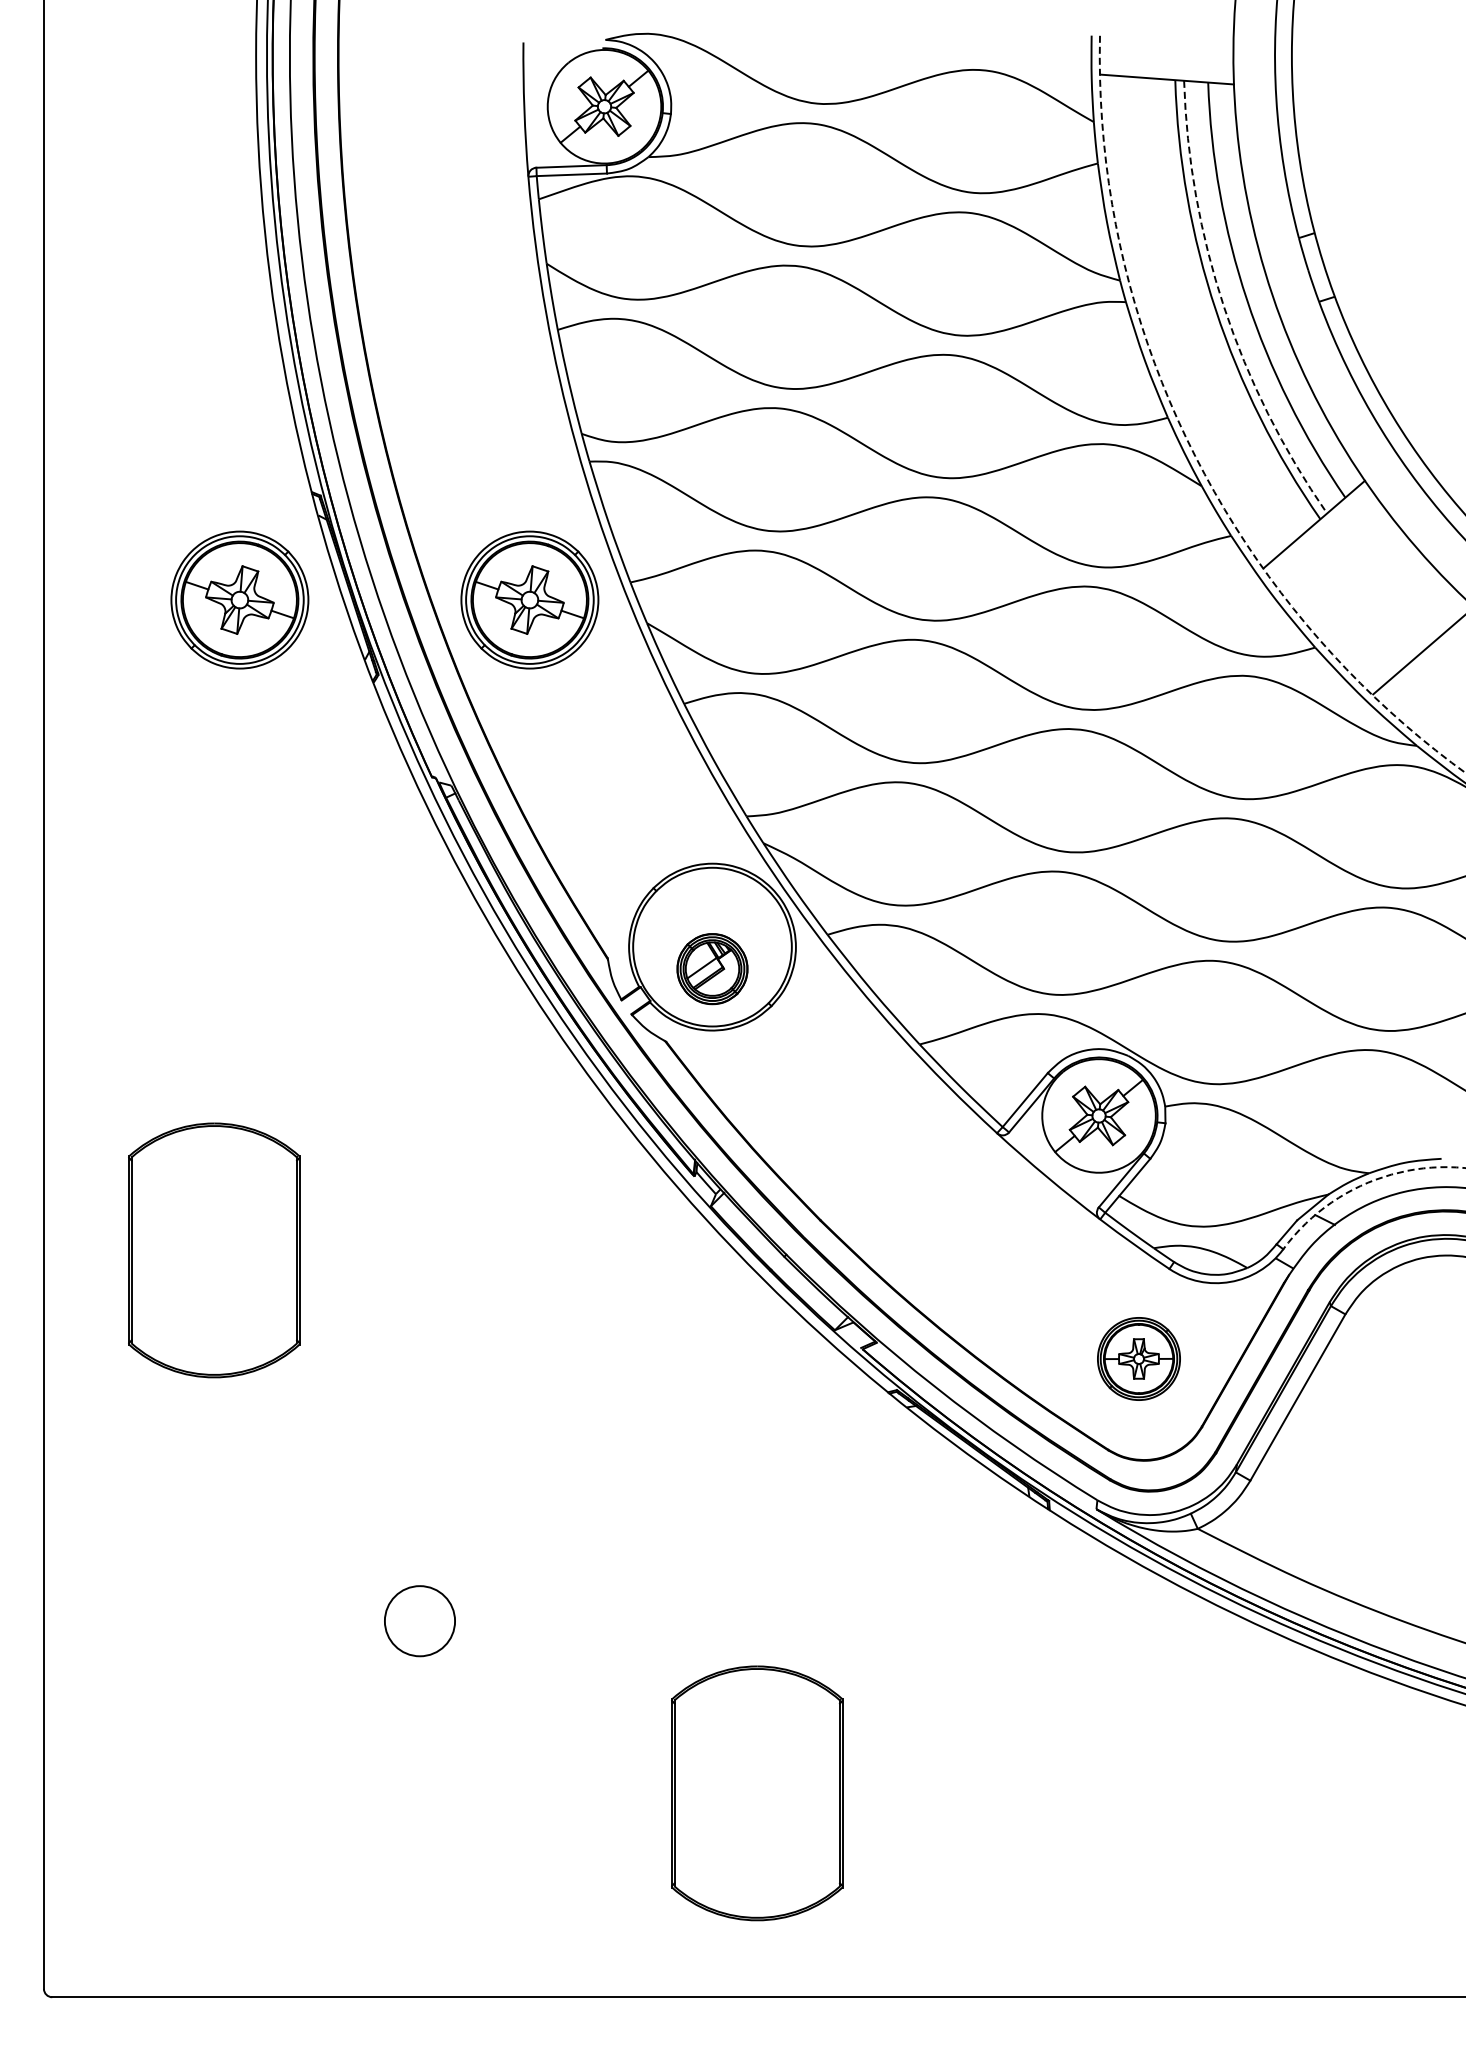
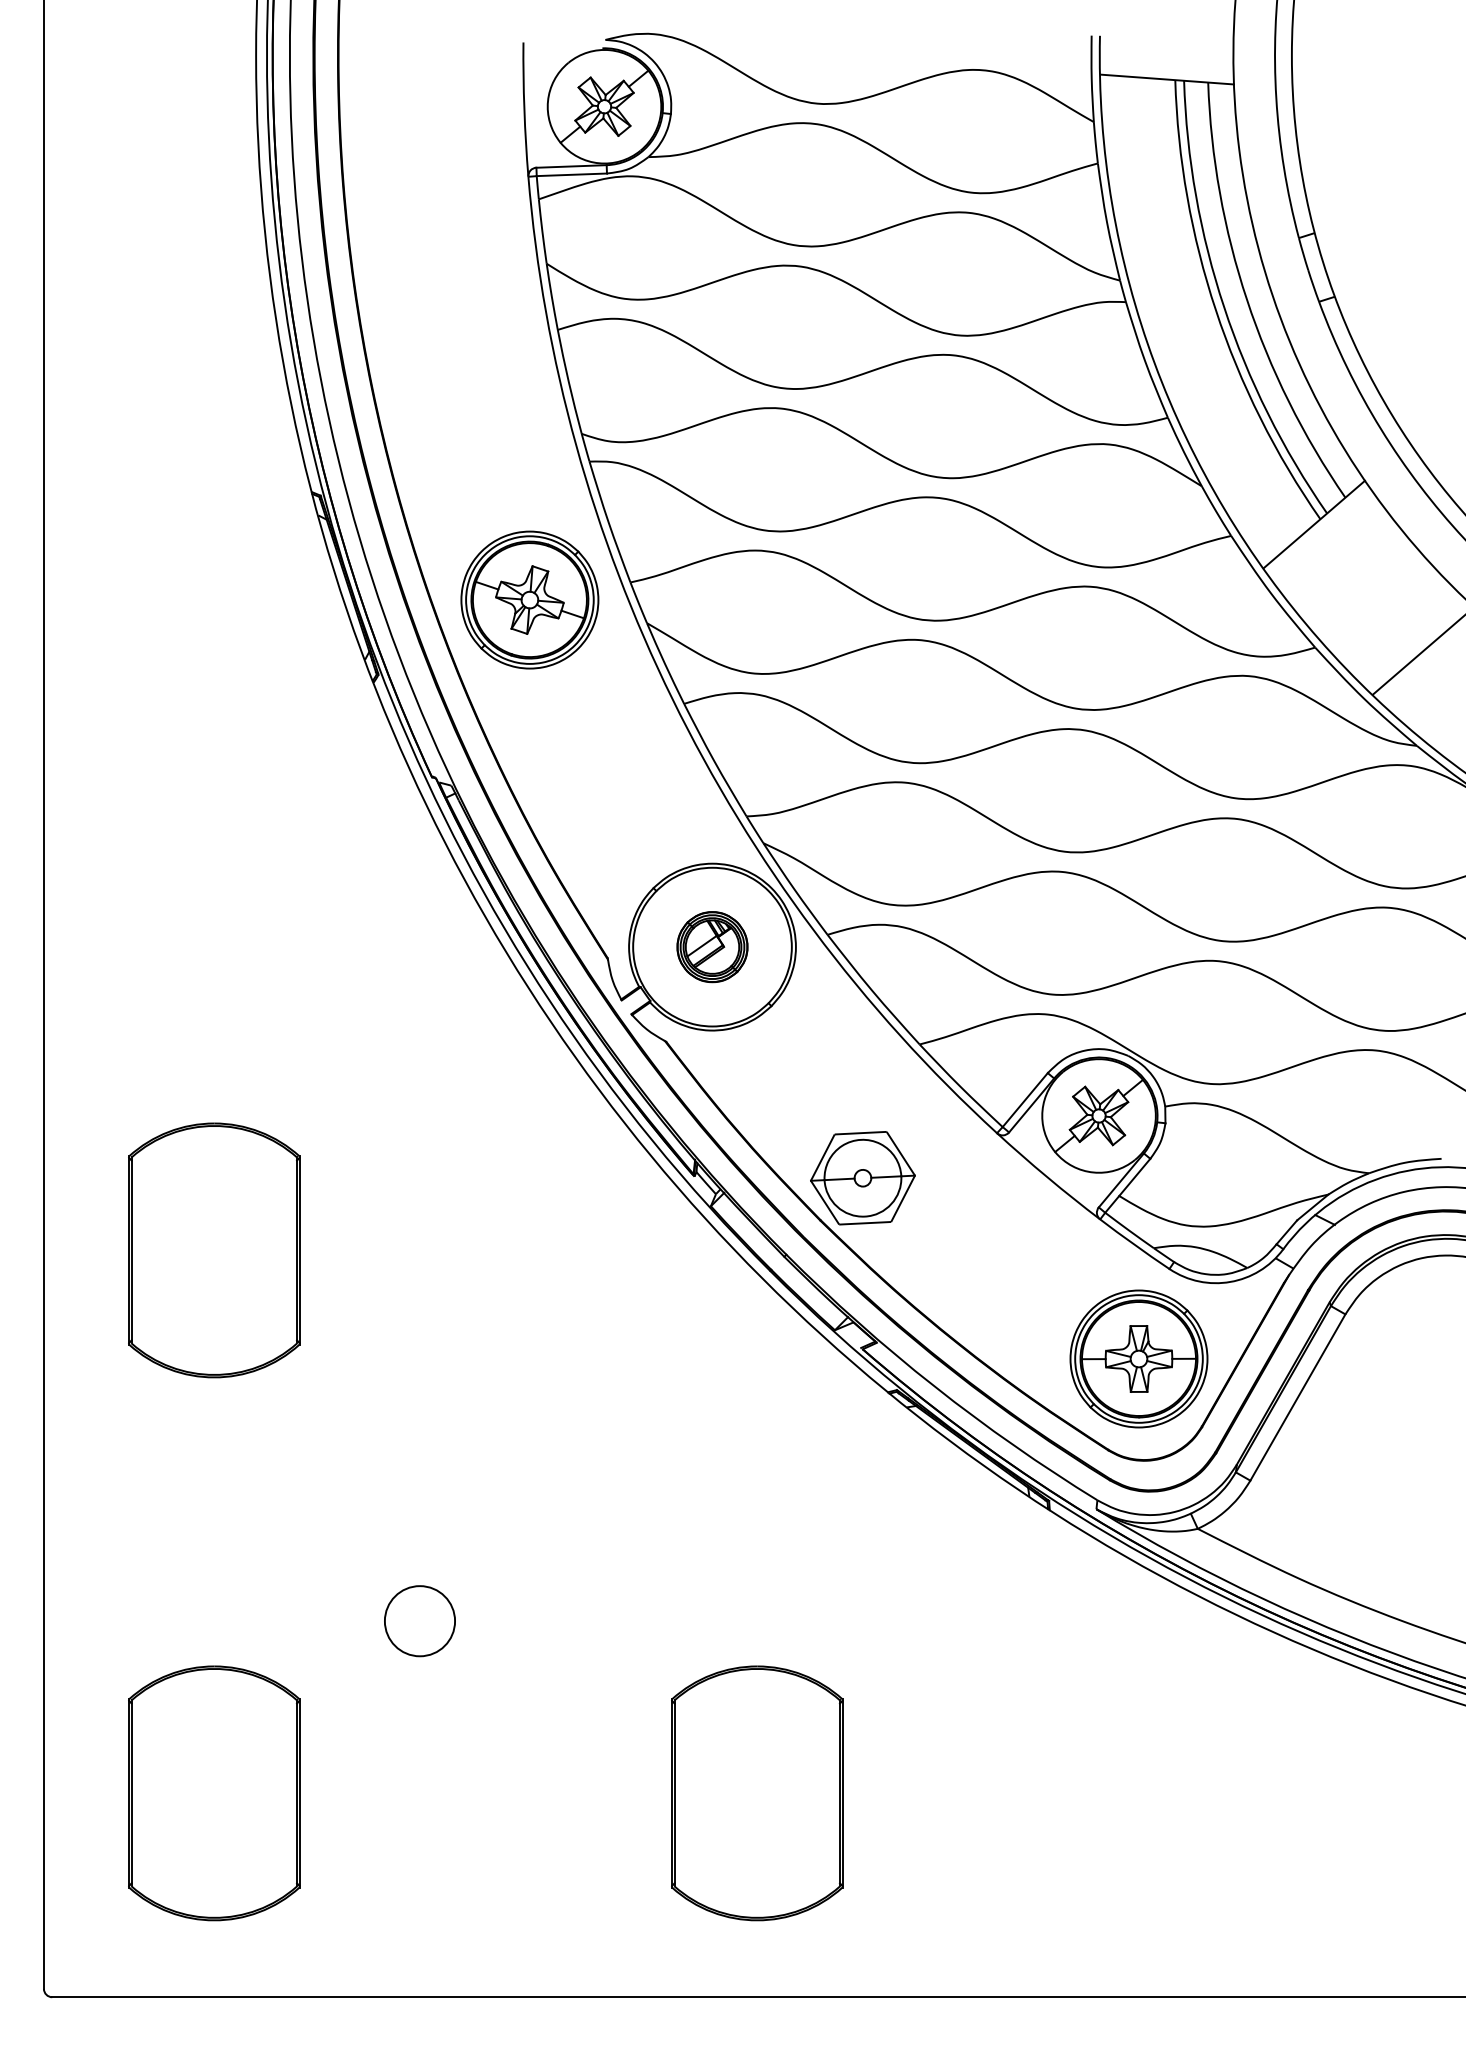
arc: dashed -> solid (1224, 307)
arc: dashed -> solid (1192, 450)
part: present -> none (239, 599)
part position: (712, 969) -> (712, 947) (712, 947)
part: none -> present (862, 1178)
arc: dashed -> solid (1364, 1184)
part size: 84x84 px -> 140x140 px (1138, 1358)
part: none -> present (214, 1793)
